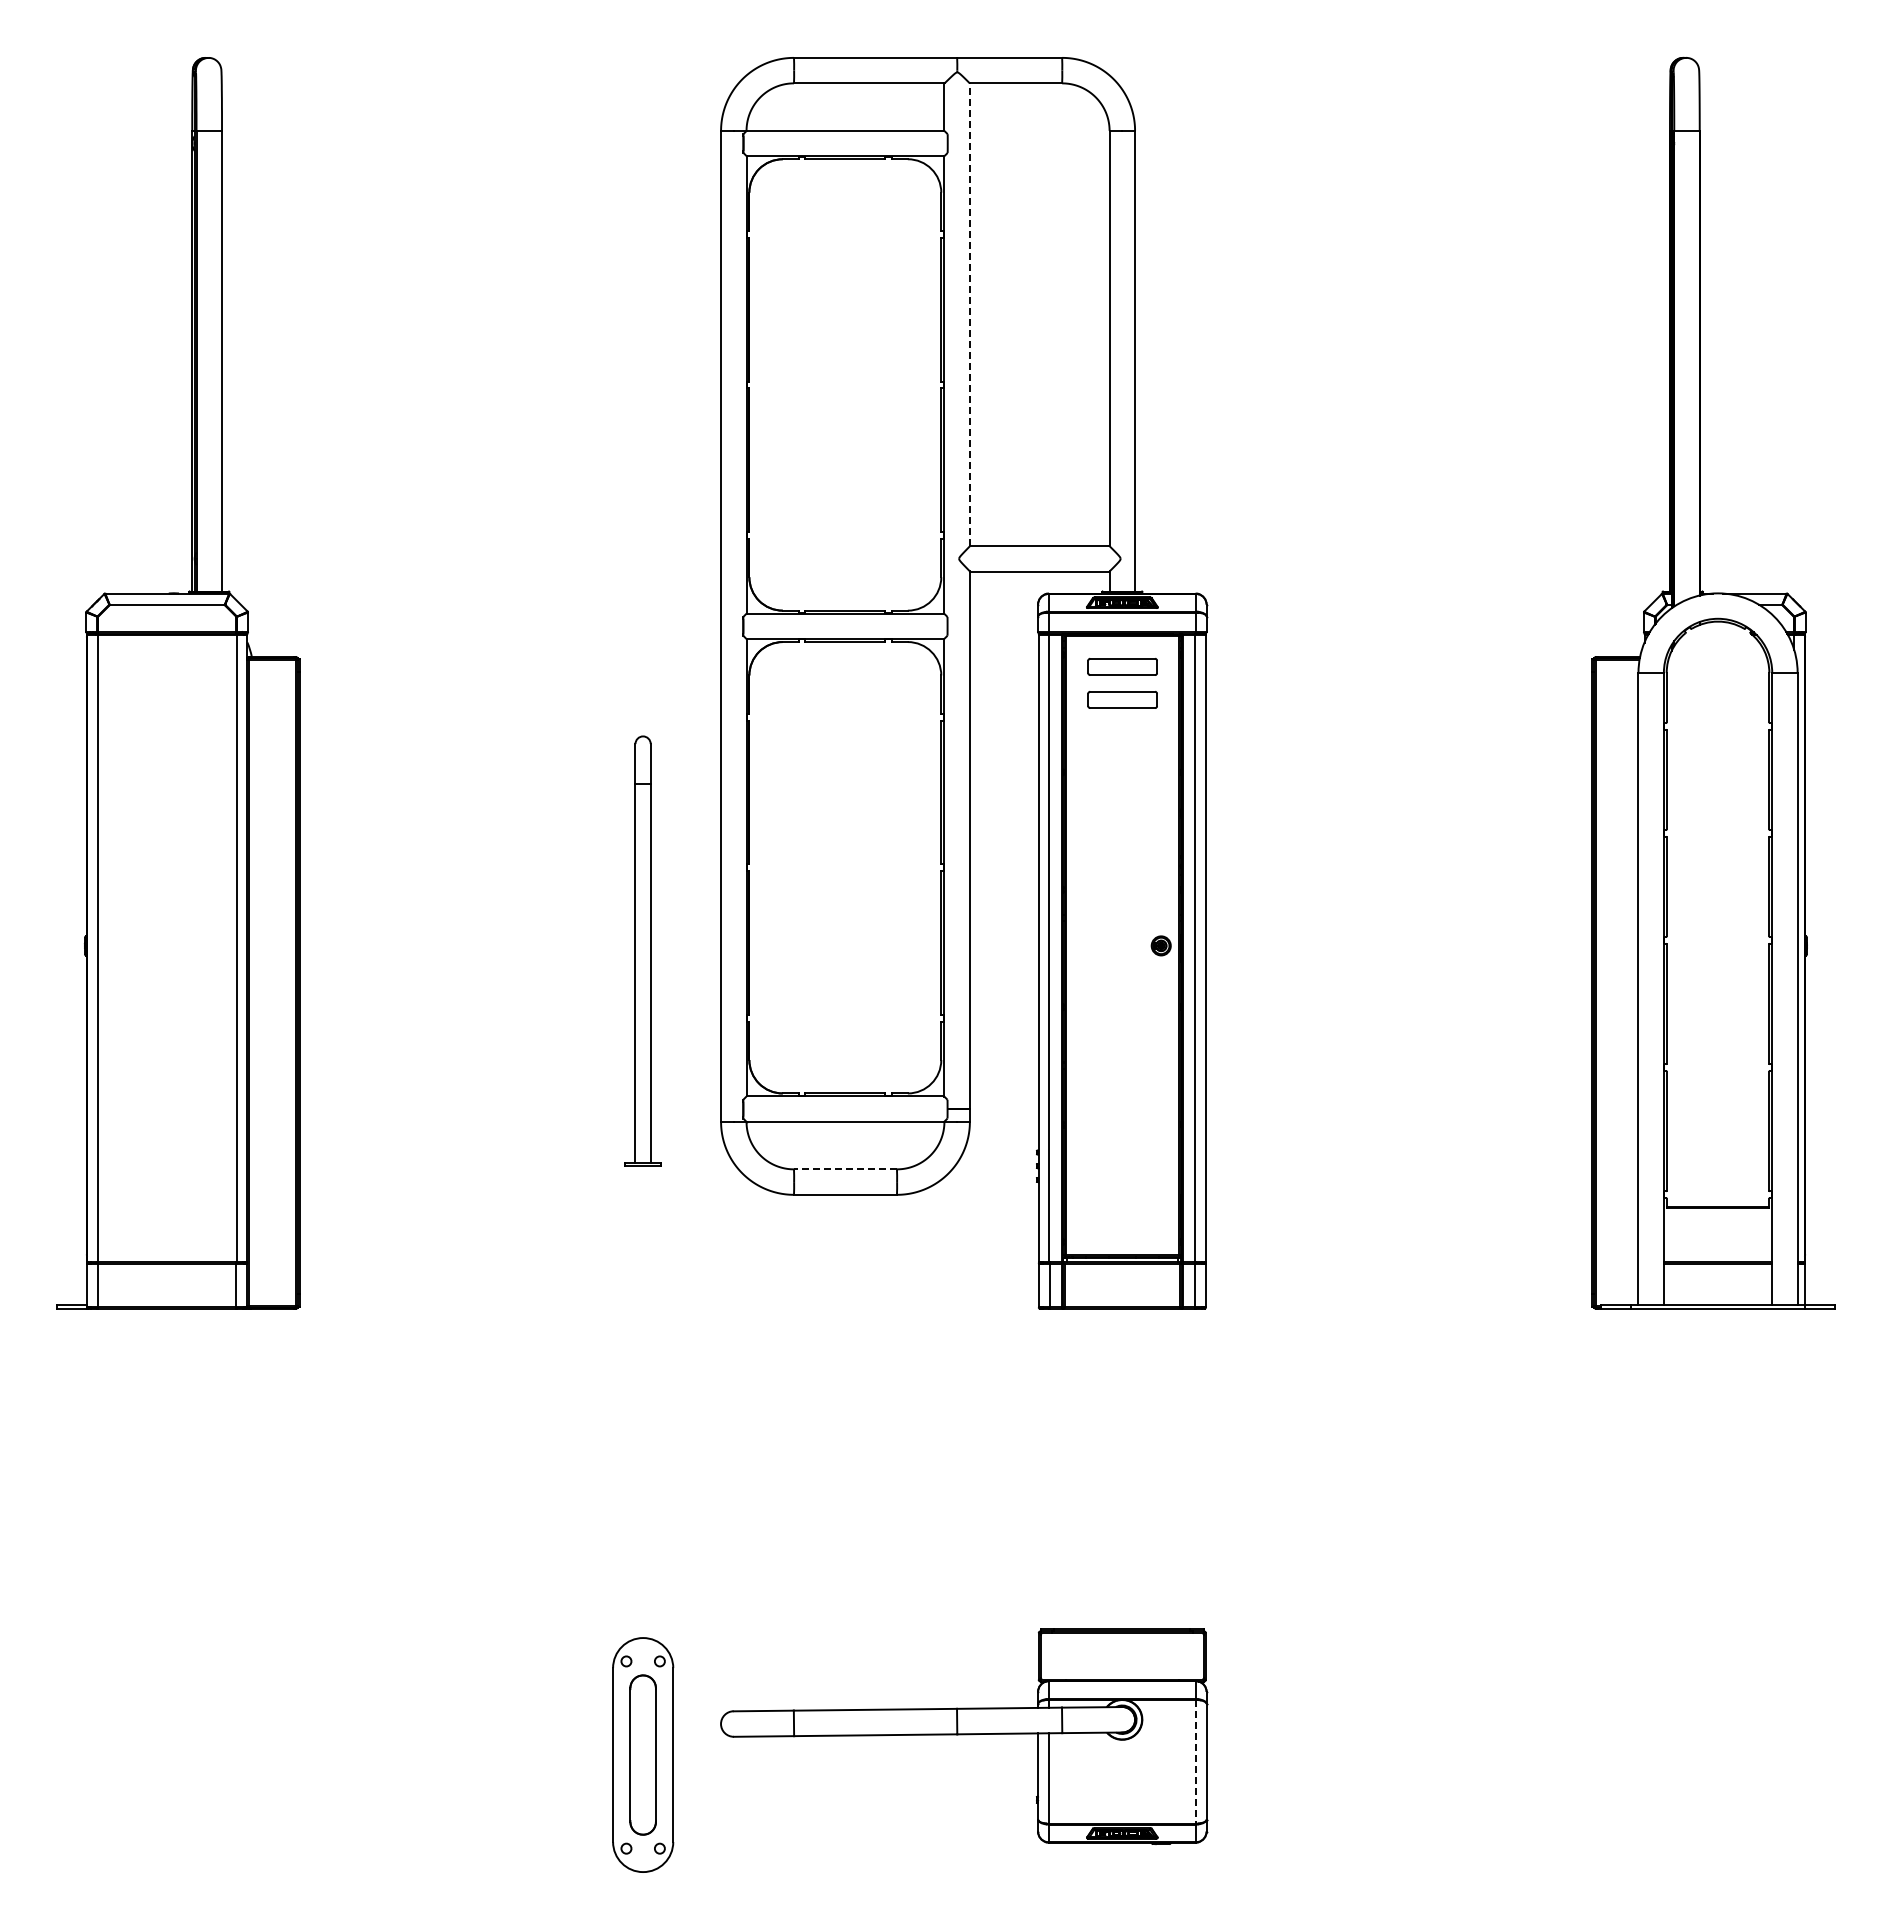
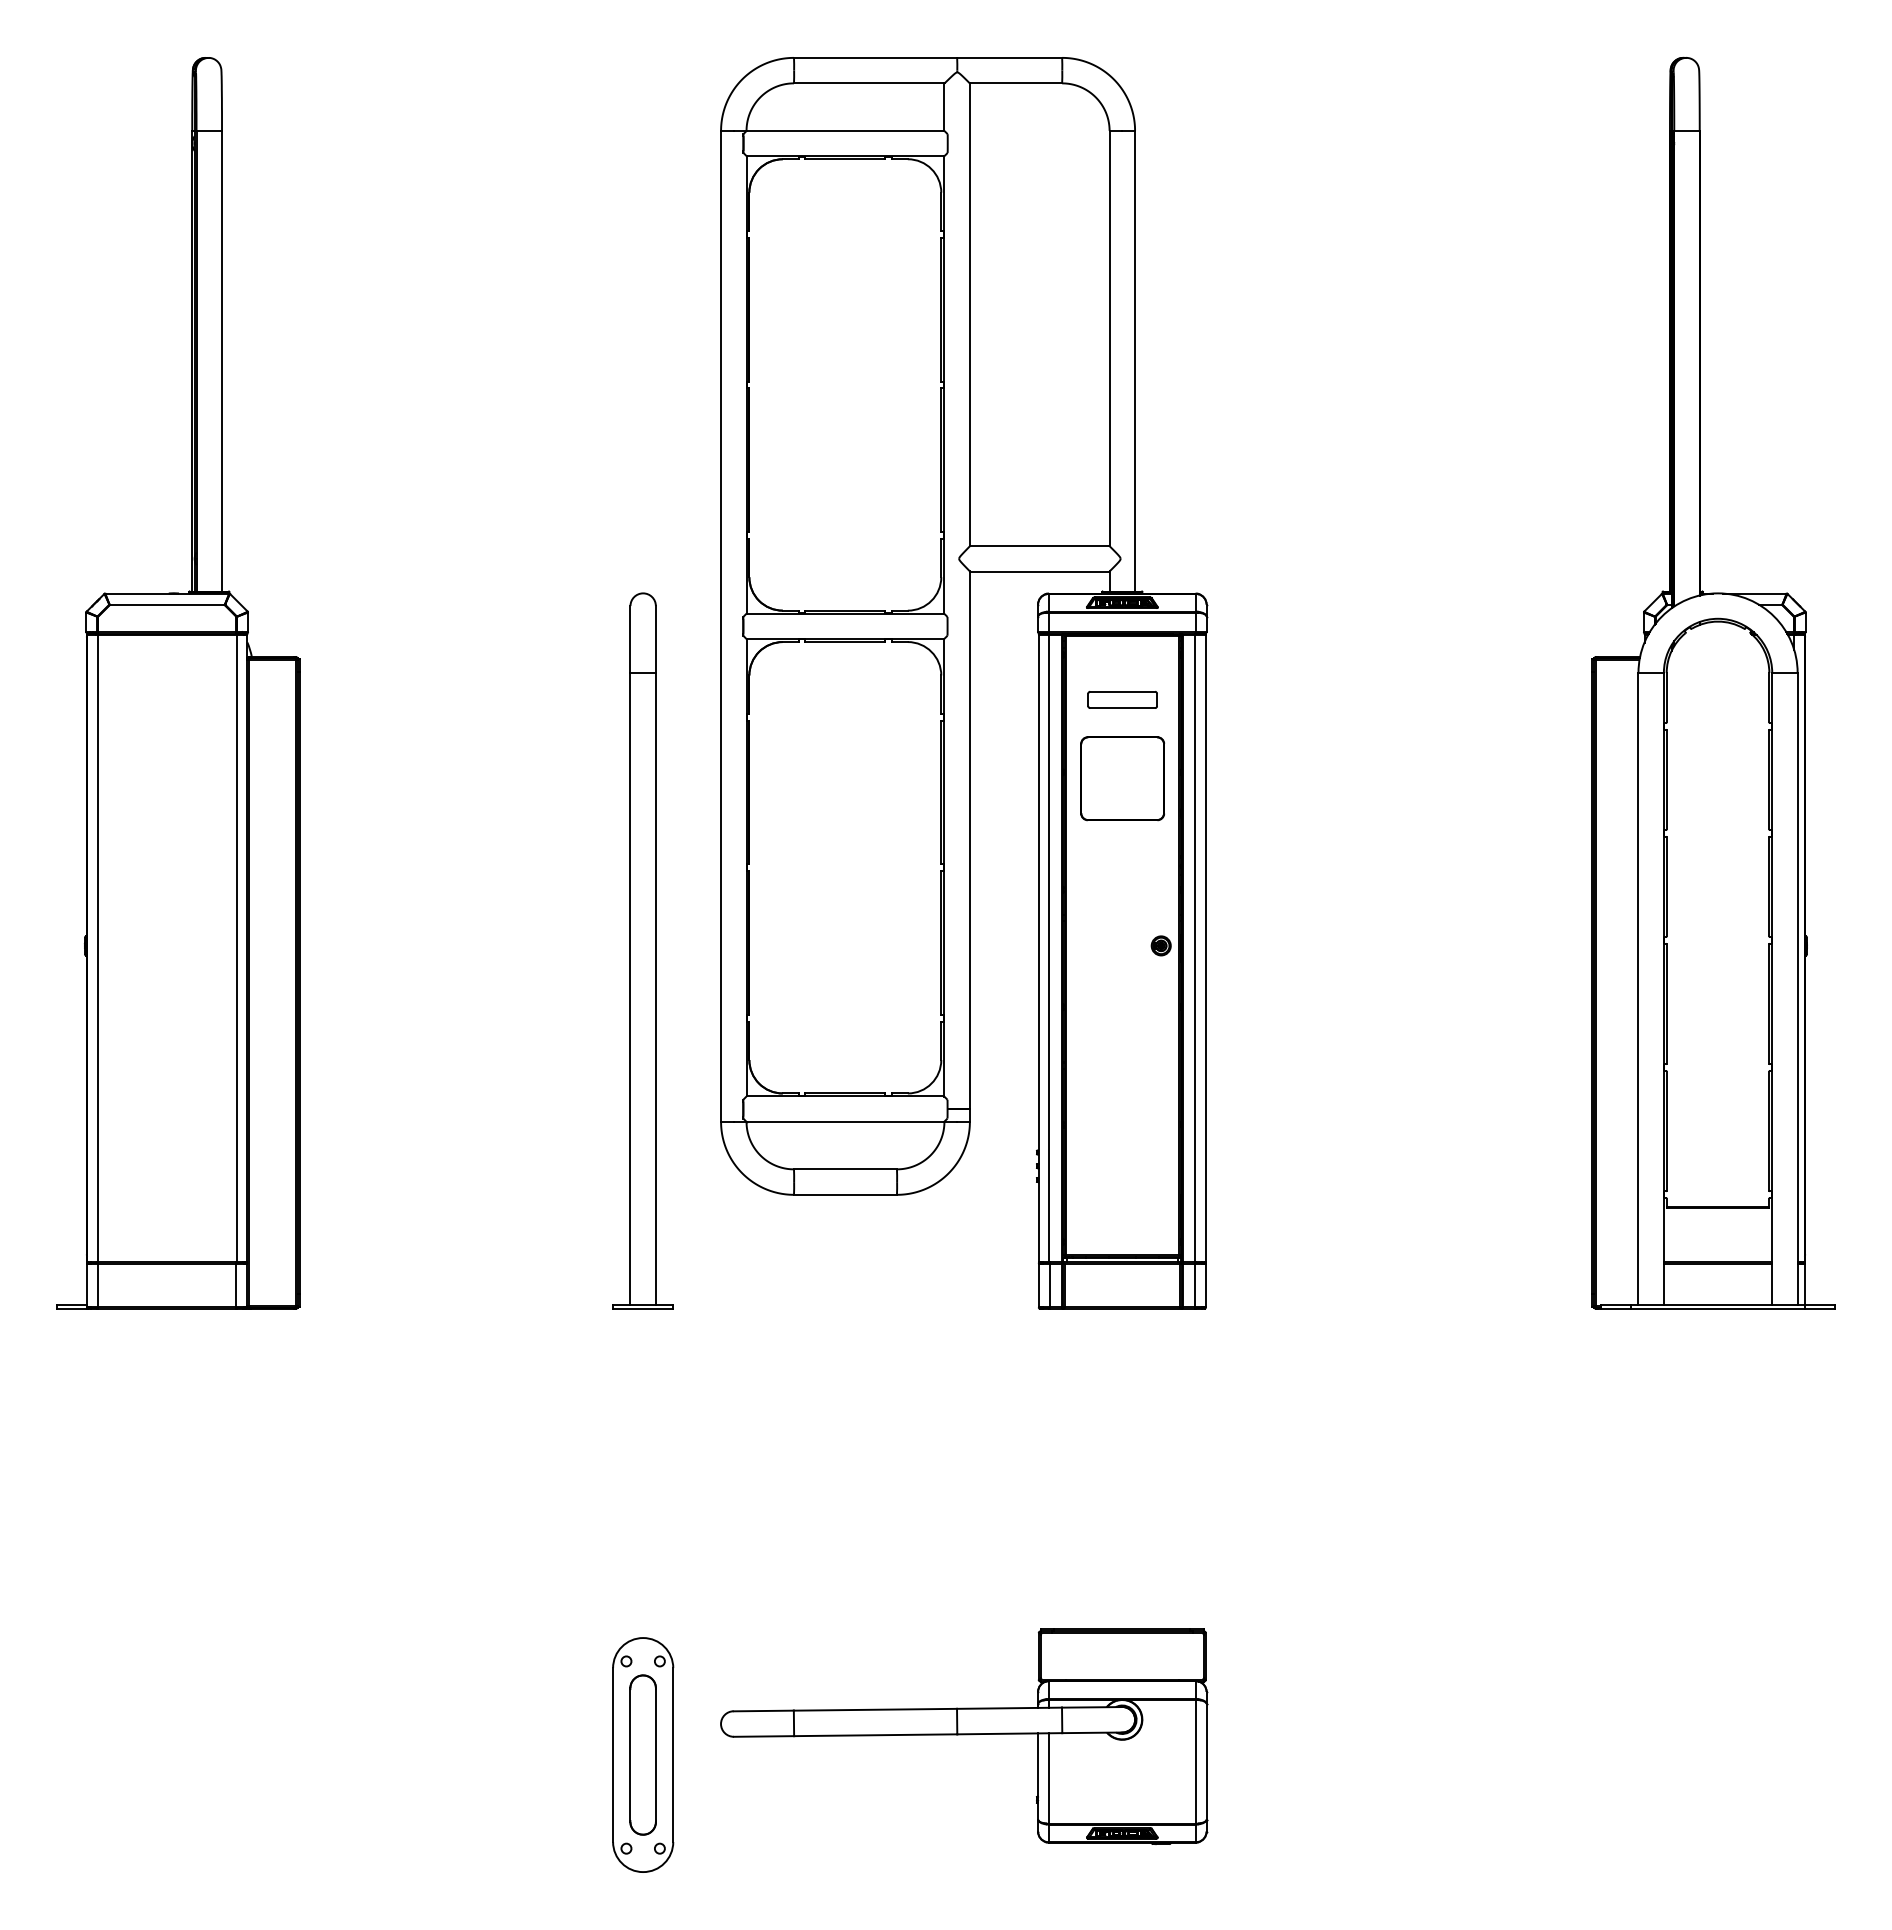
line: dashed -> solid (969, 314)
part: present -> none (1122, 666)
part: none -> present (1122, 778)
part size: 38x432 px -> 62x718 px (642, 950)
line: dashed -> solid (844, 1169)
line: dashed -> solid (1195, 1761)
